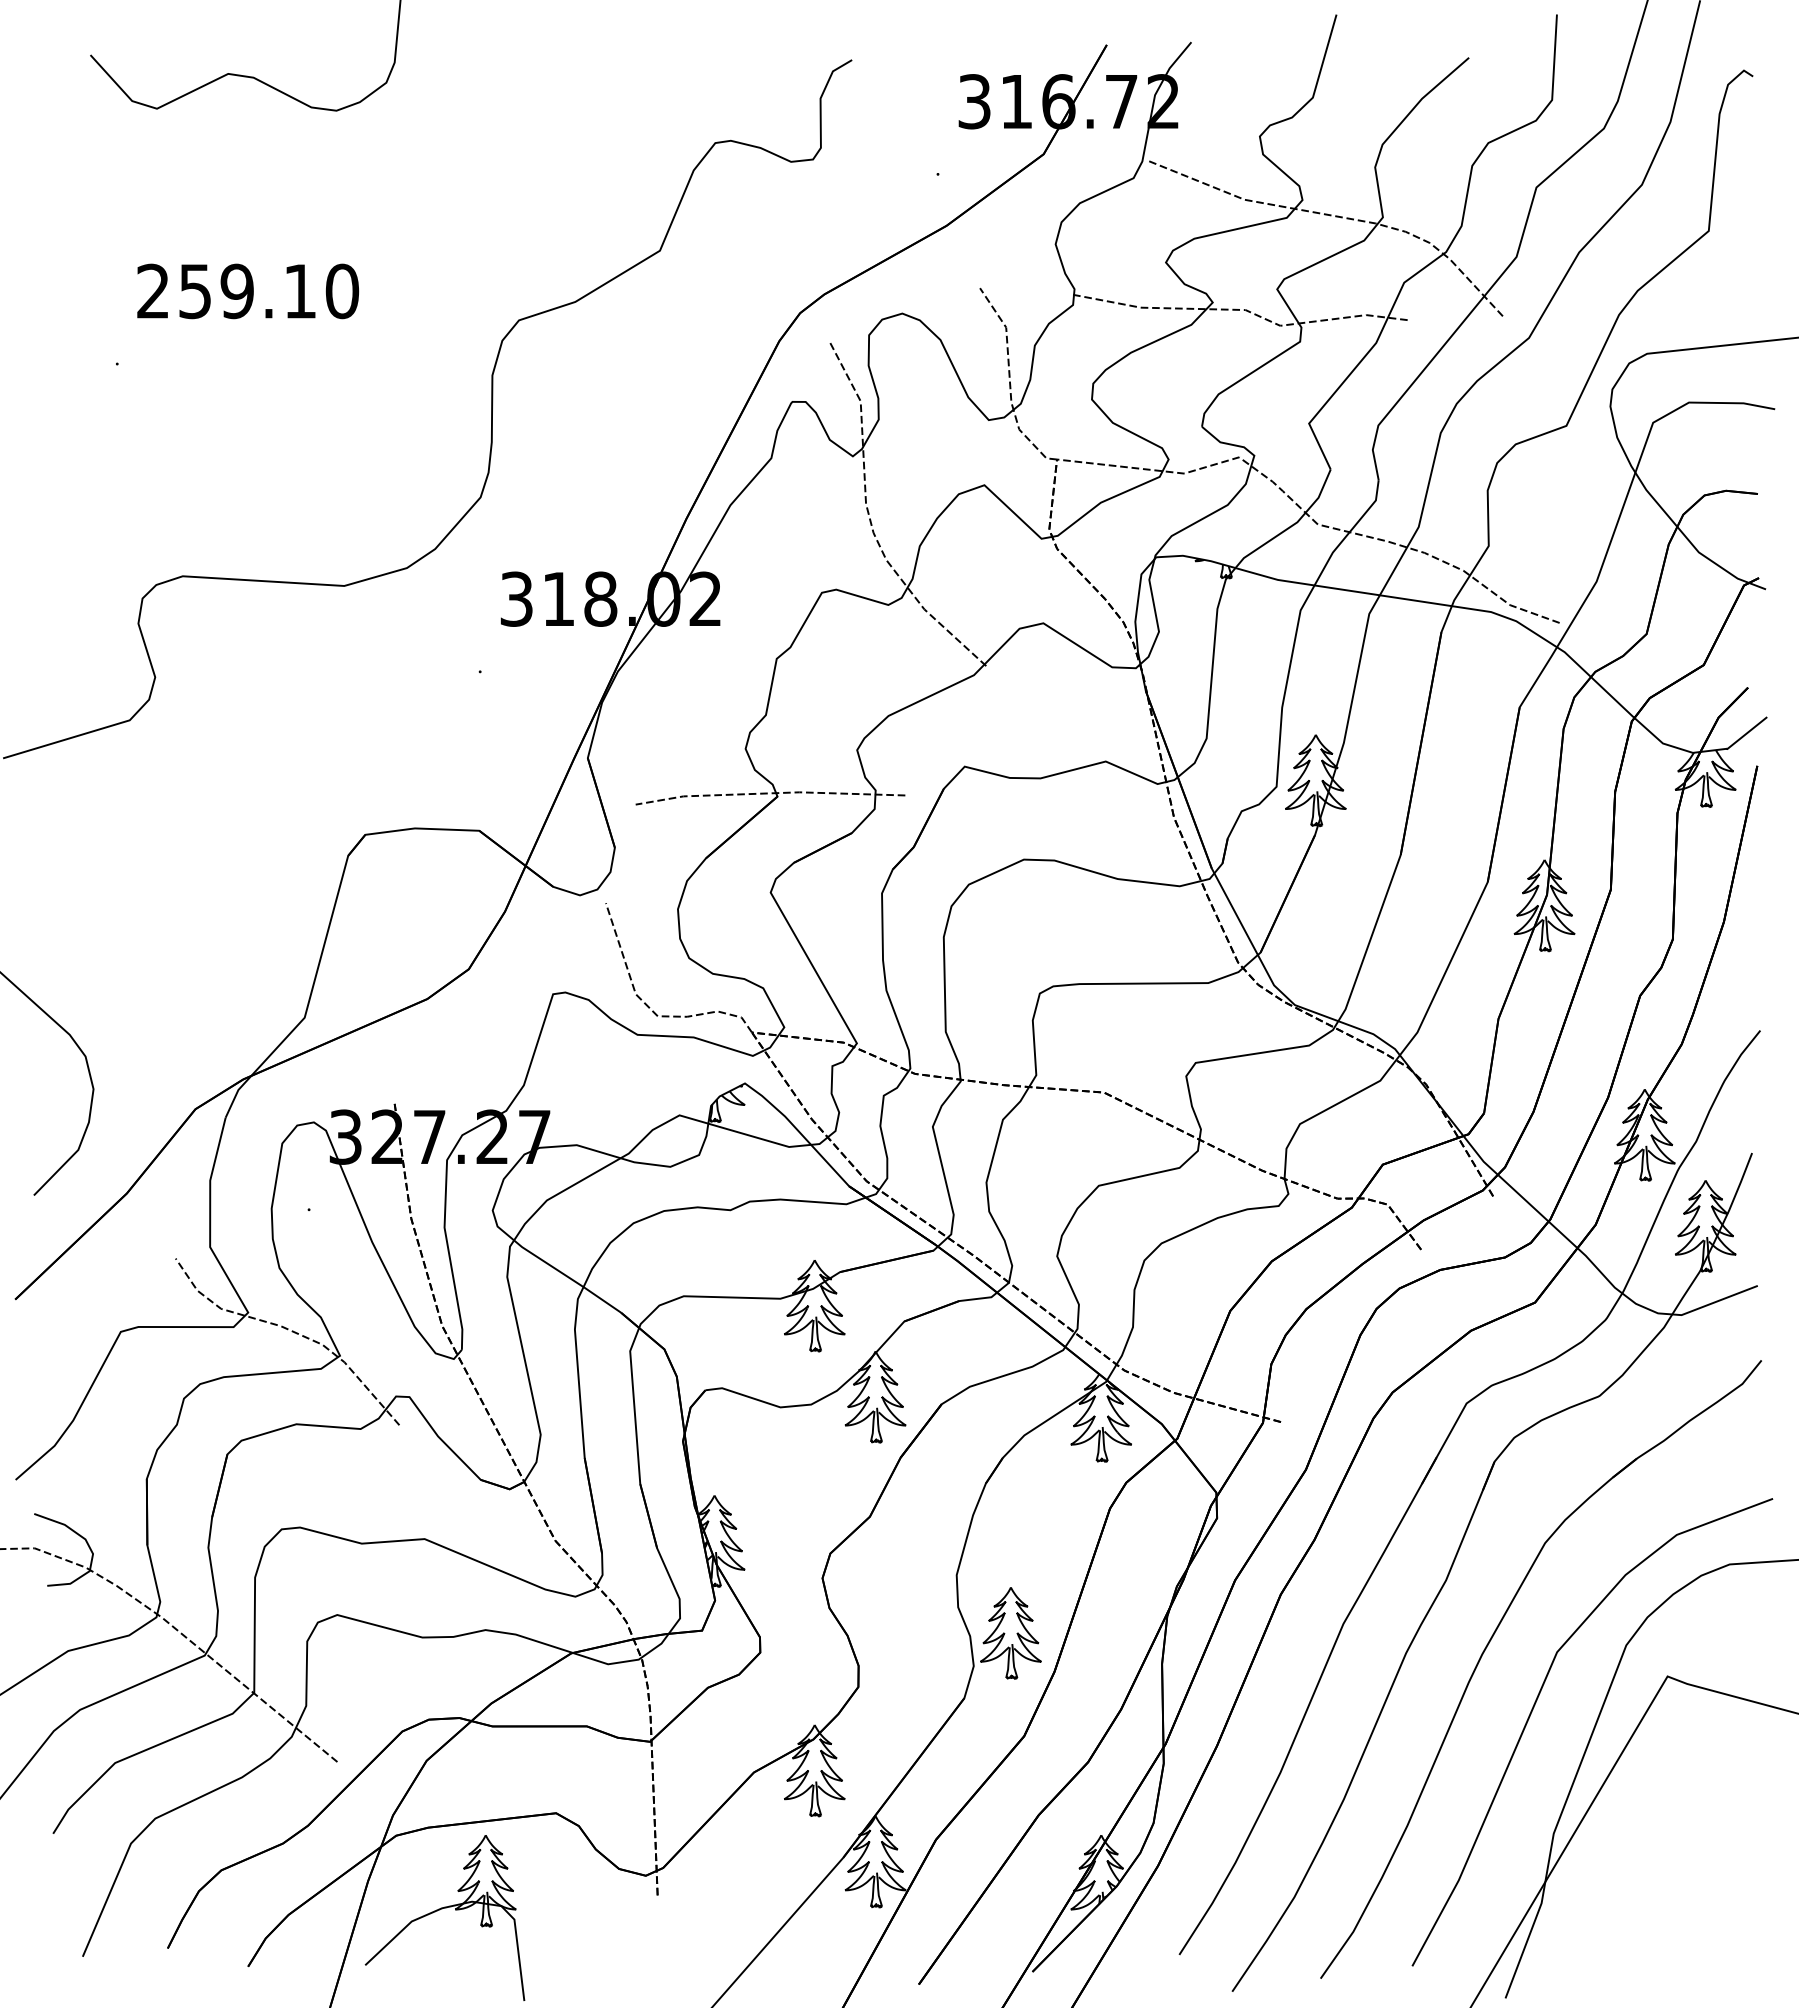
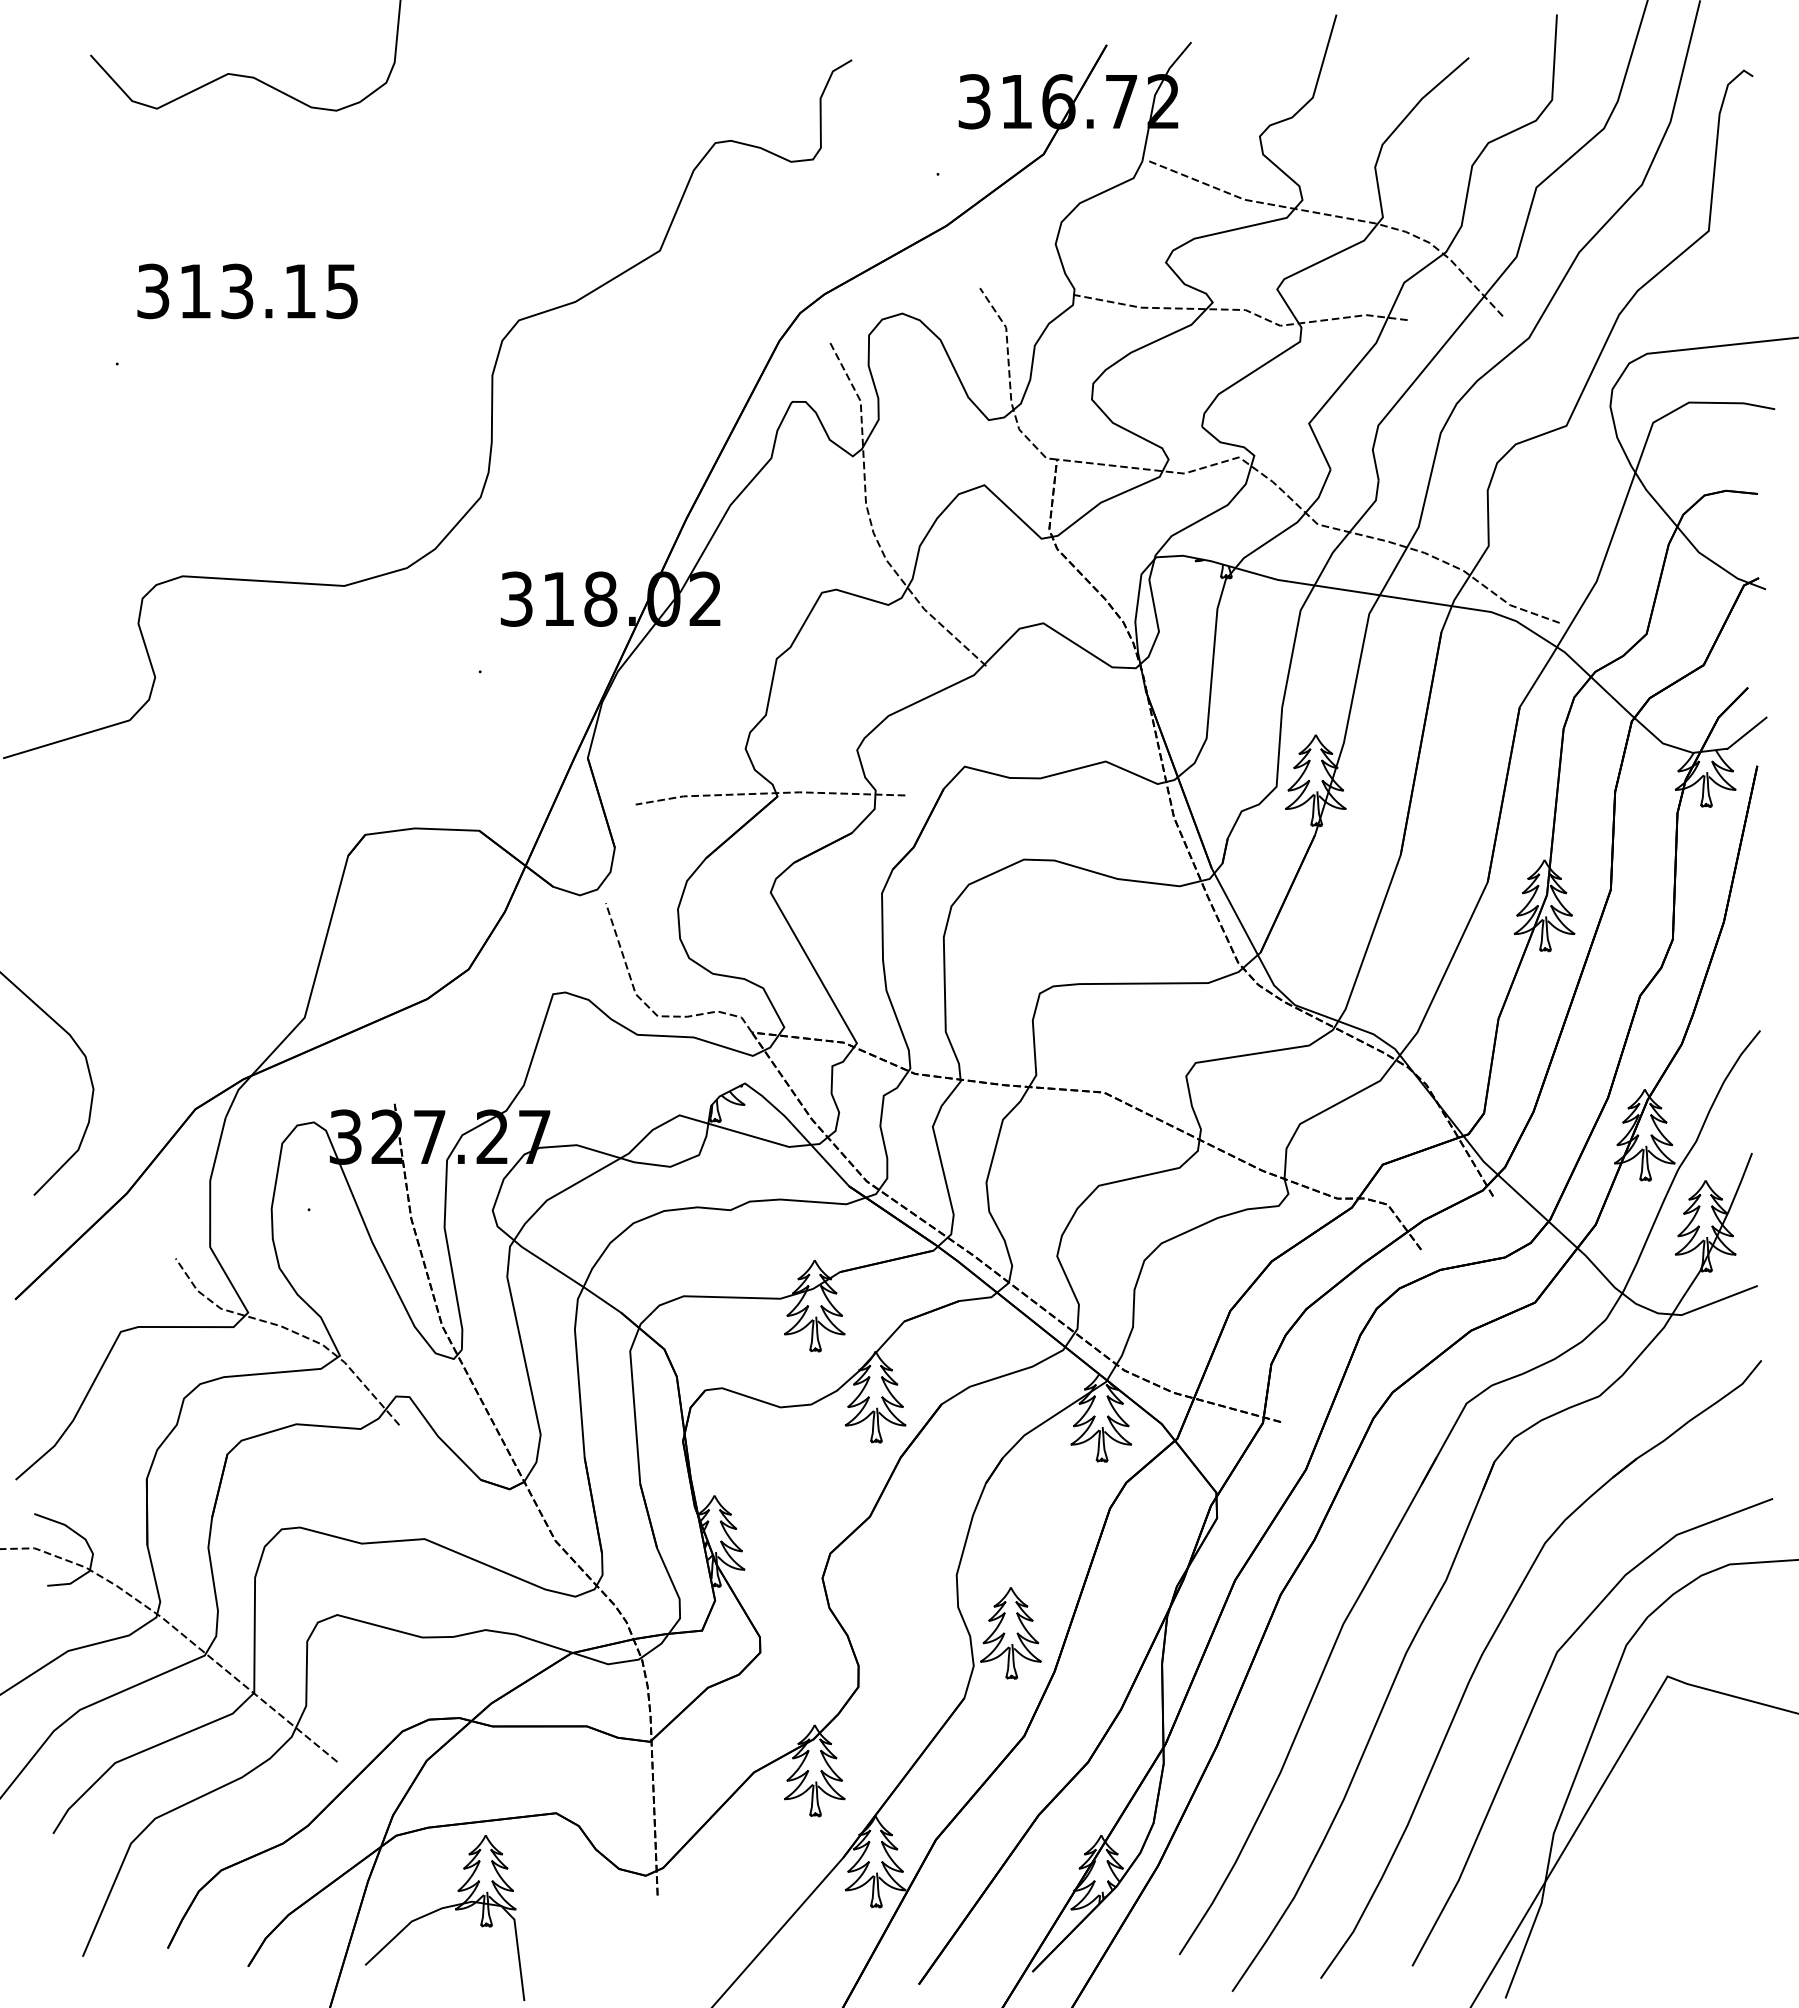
text: 259.10 -> 313.15 (248, 291)
